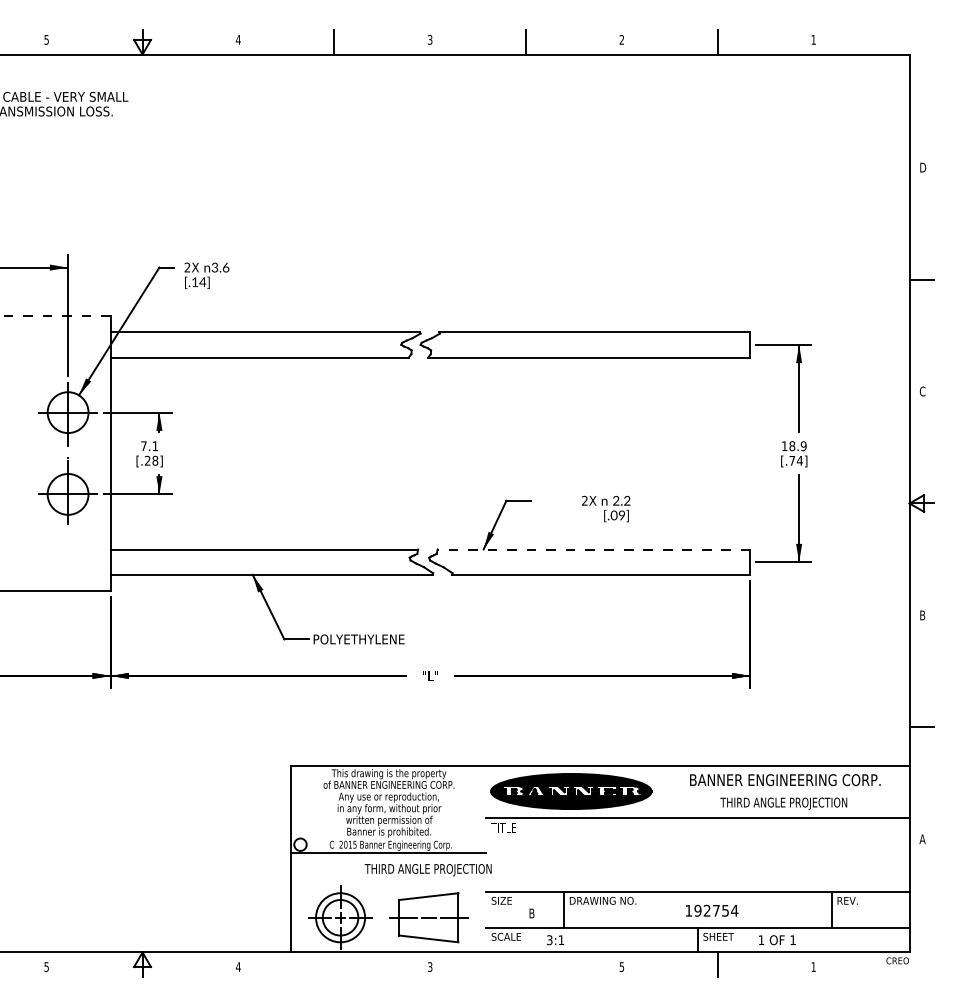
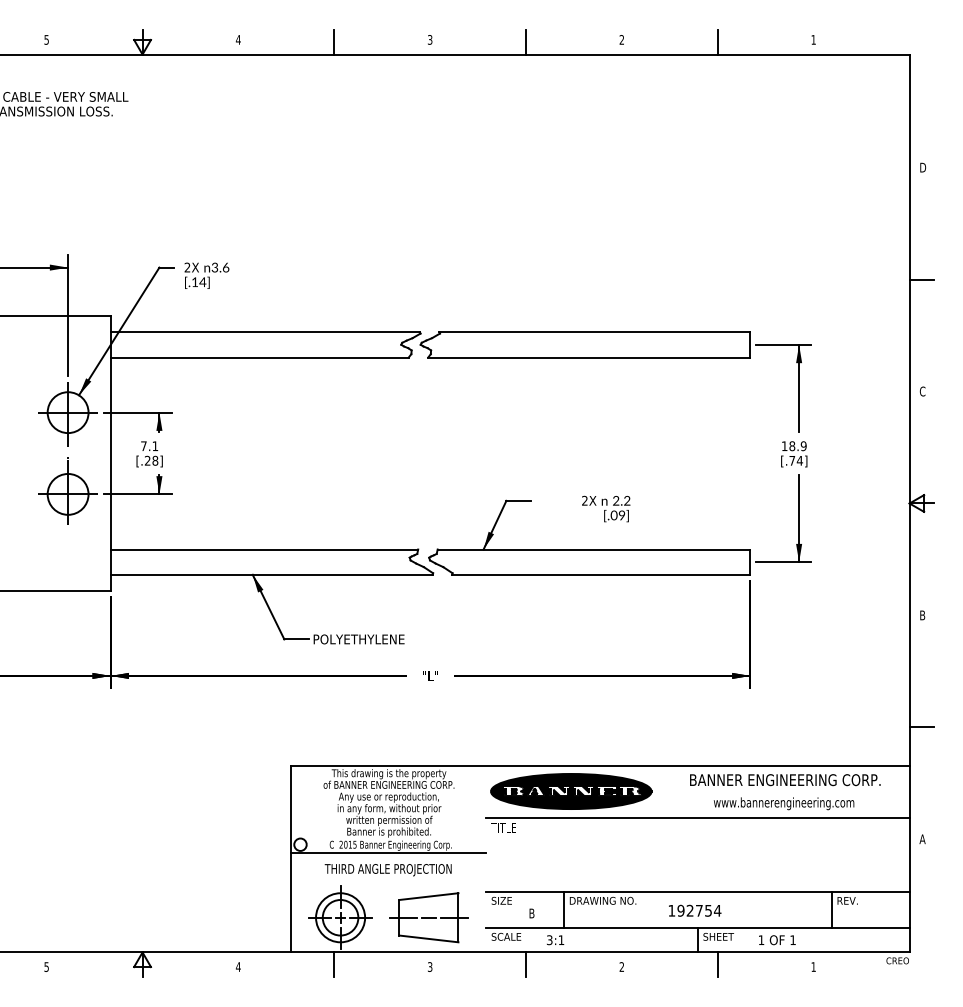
line: dashed -> solid (55, 316)
line: dashed -> solid (593, 549)
text: THIRD ANGLE PROJECTION -> www.bannerengineering.com (783, 803)
text position: (427, 870) -> (387, 870) (387, 870)
text position: (712, 910) -> (695, 910) (695, 910)
line: none -> present (334, 964)
line: none -> present (526, 964)
text: 5 -> 2 (621, 967)
